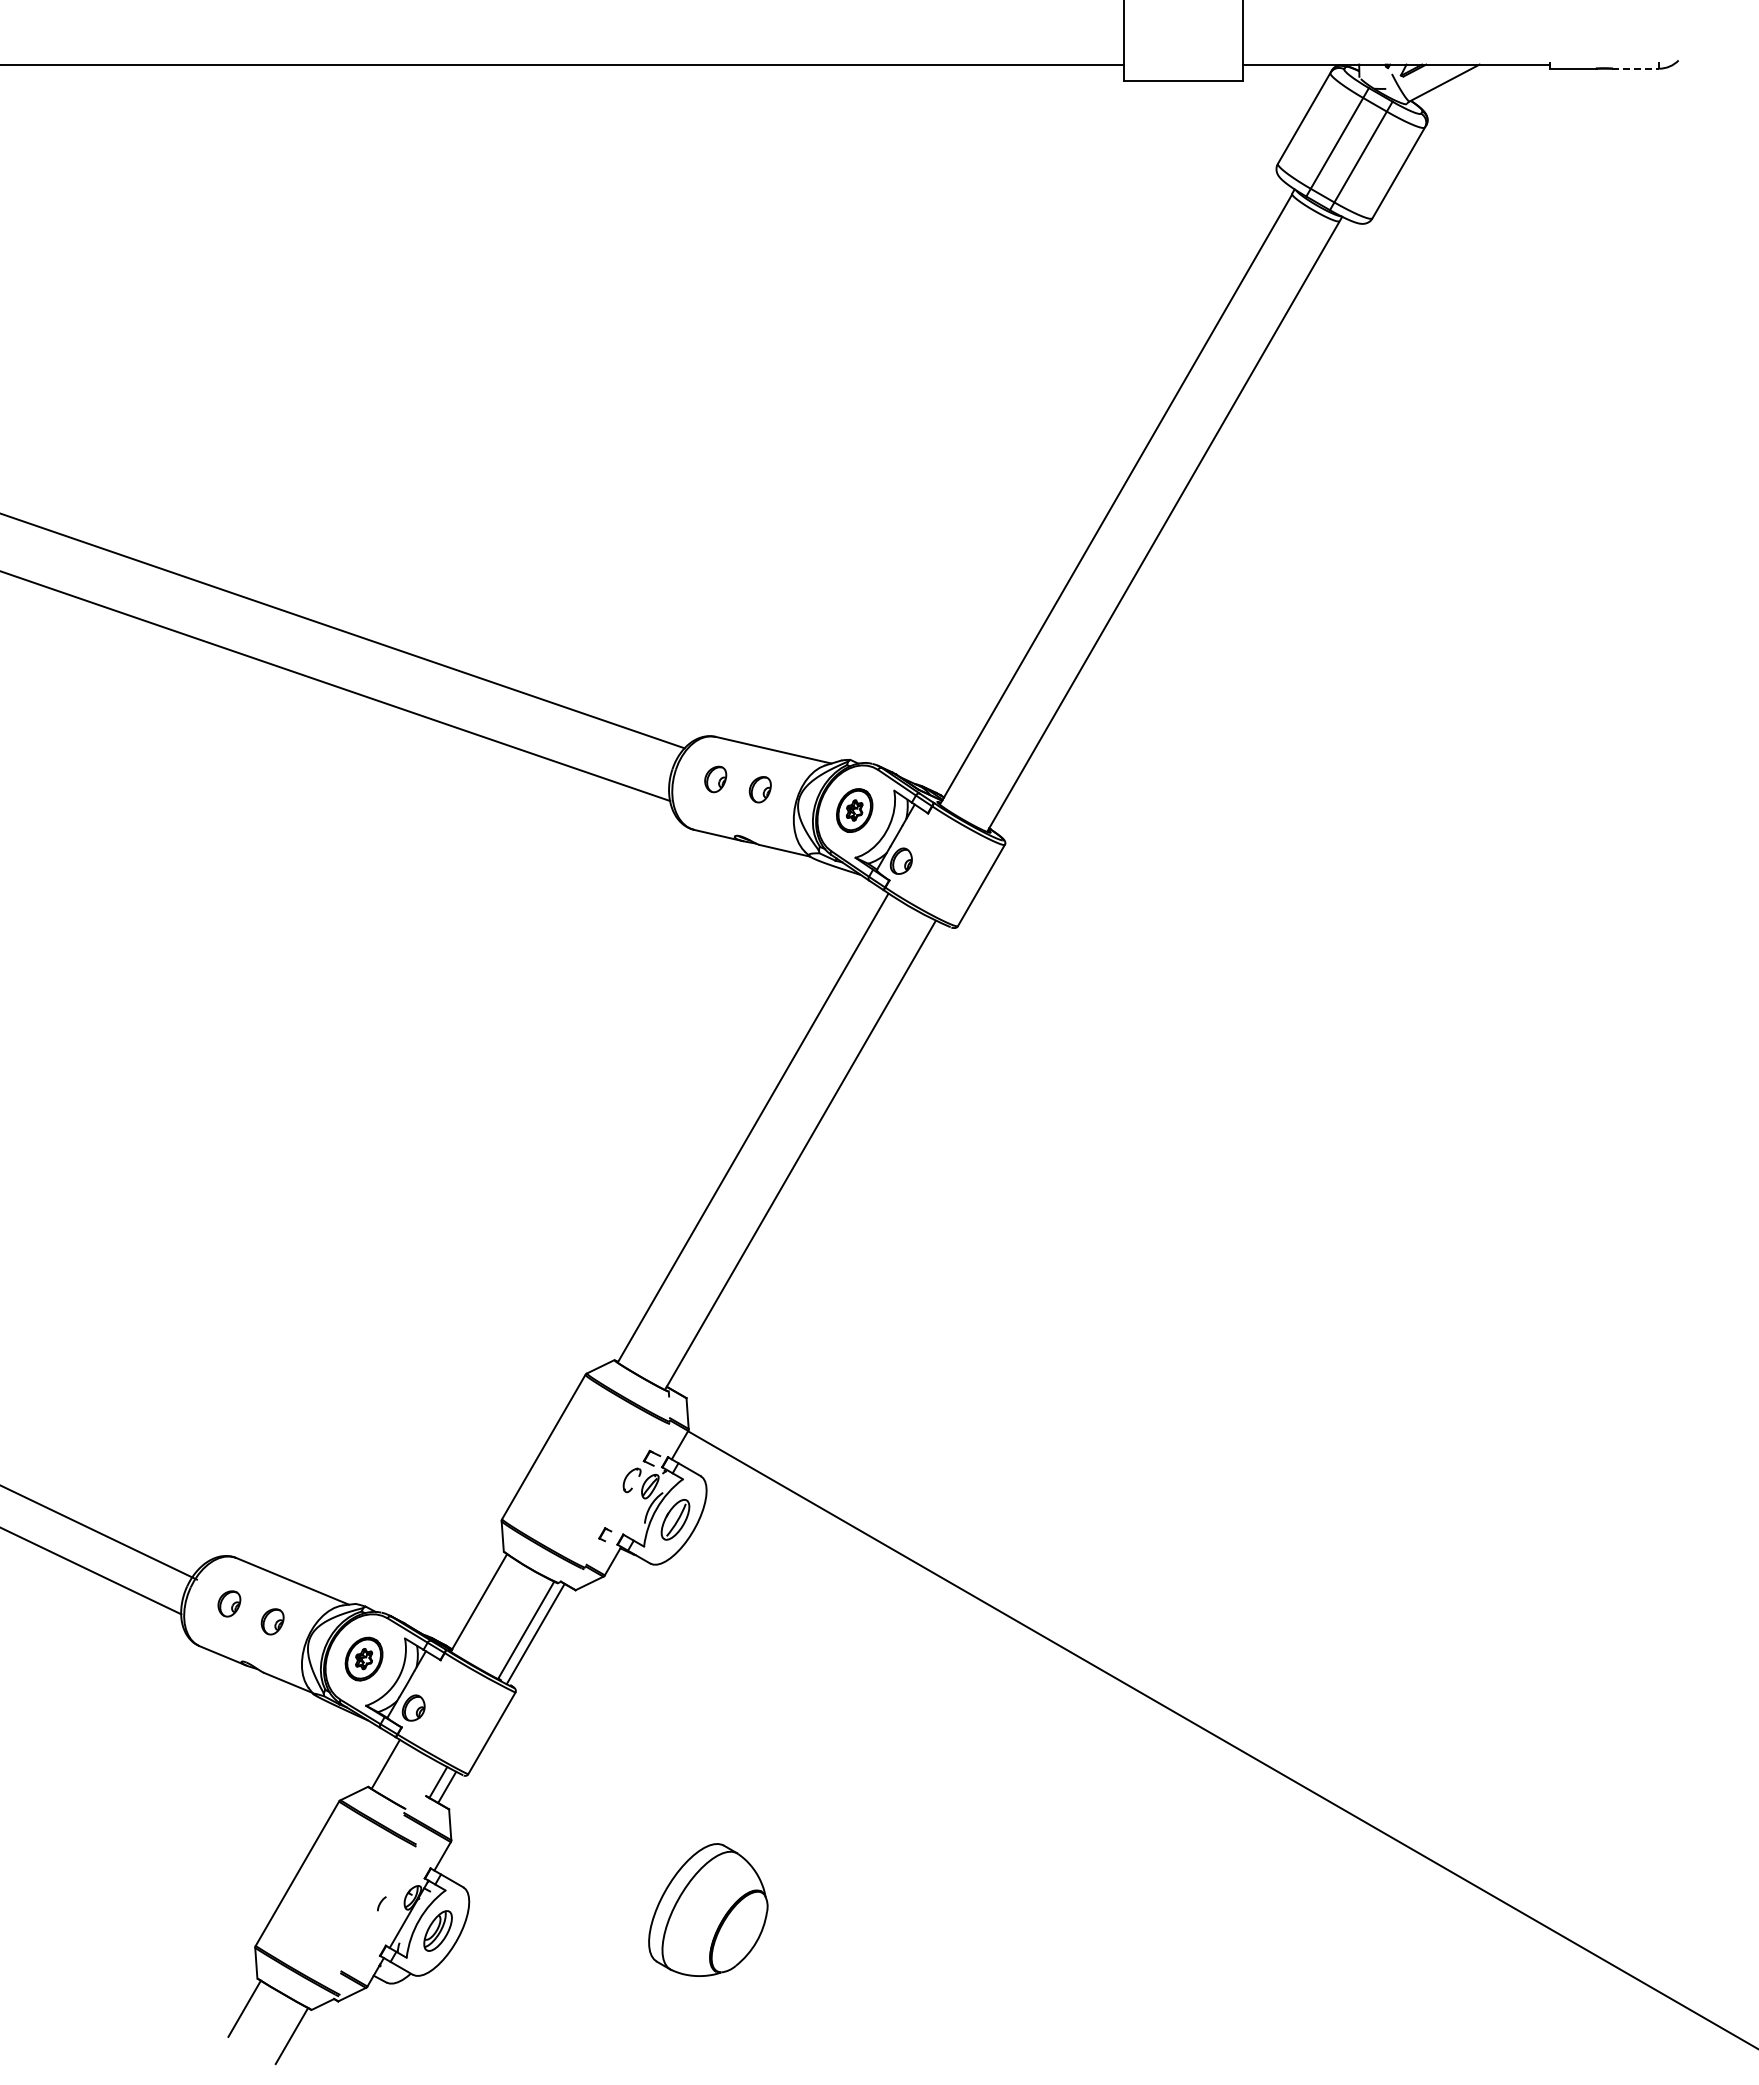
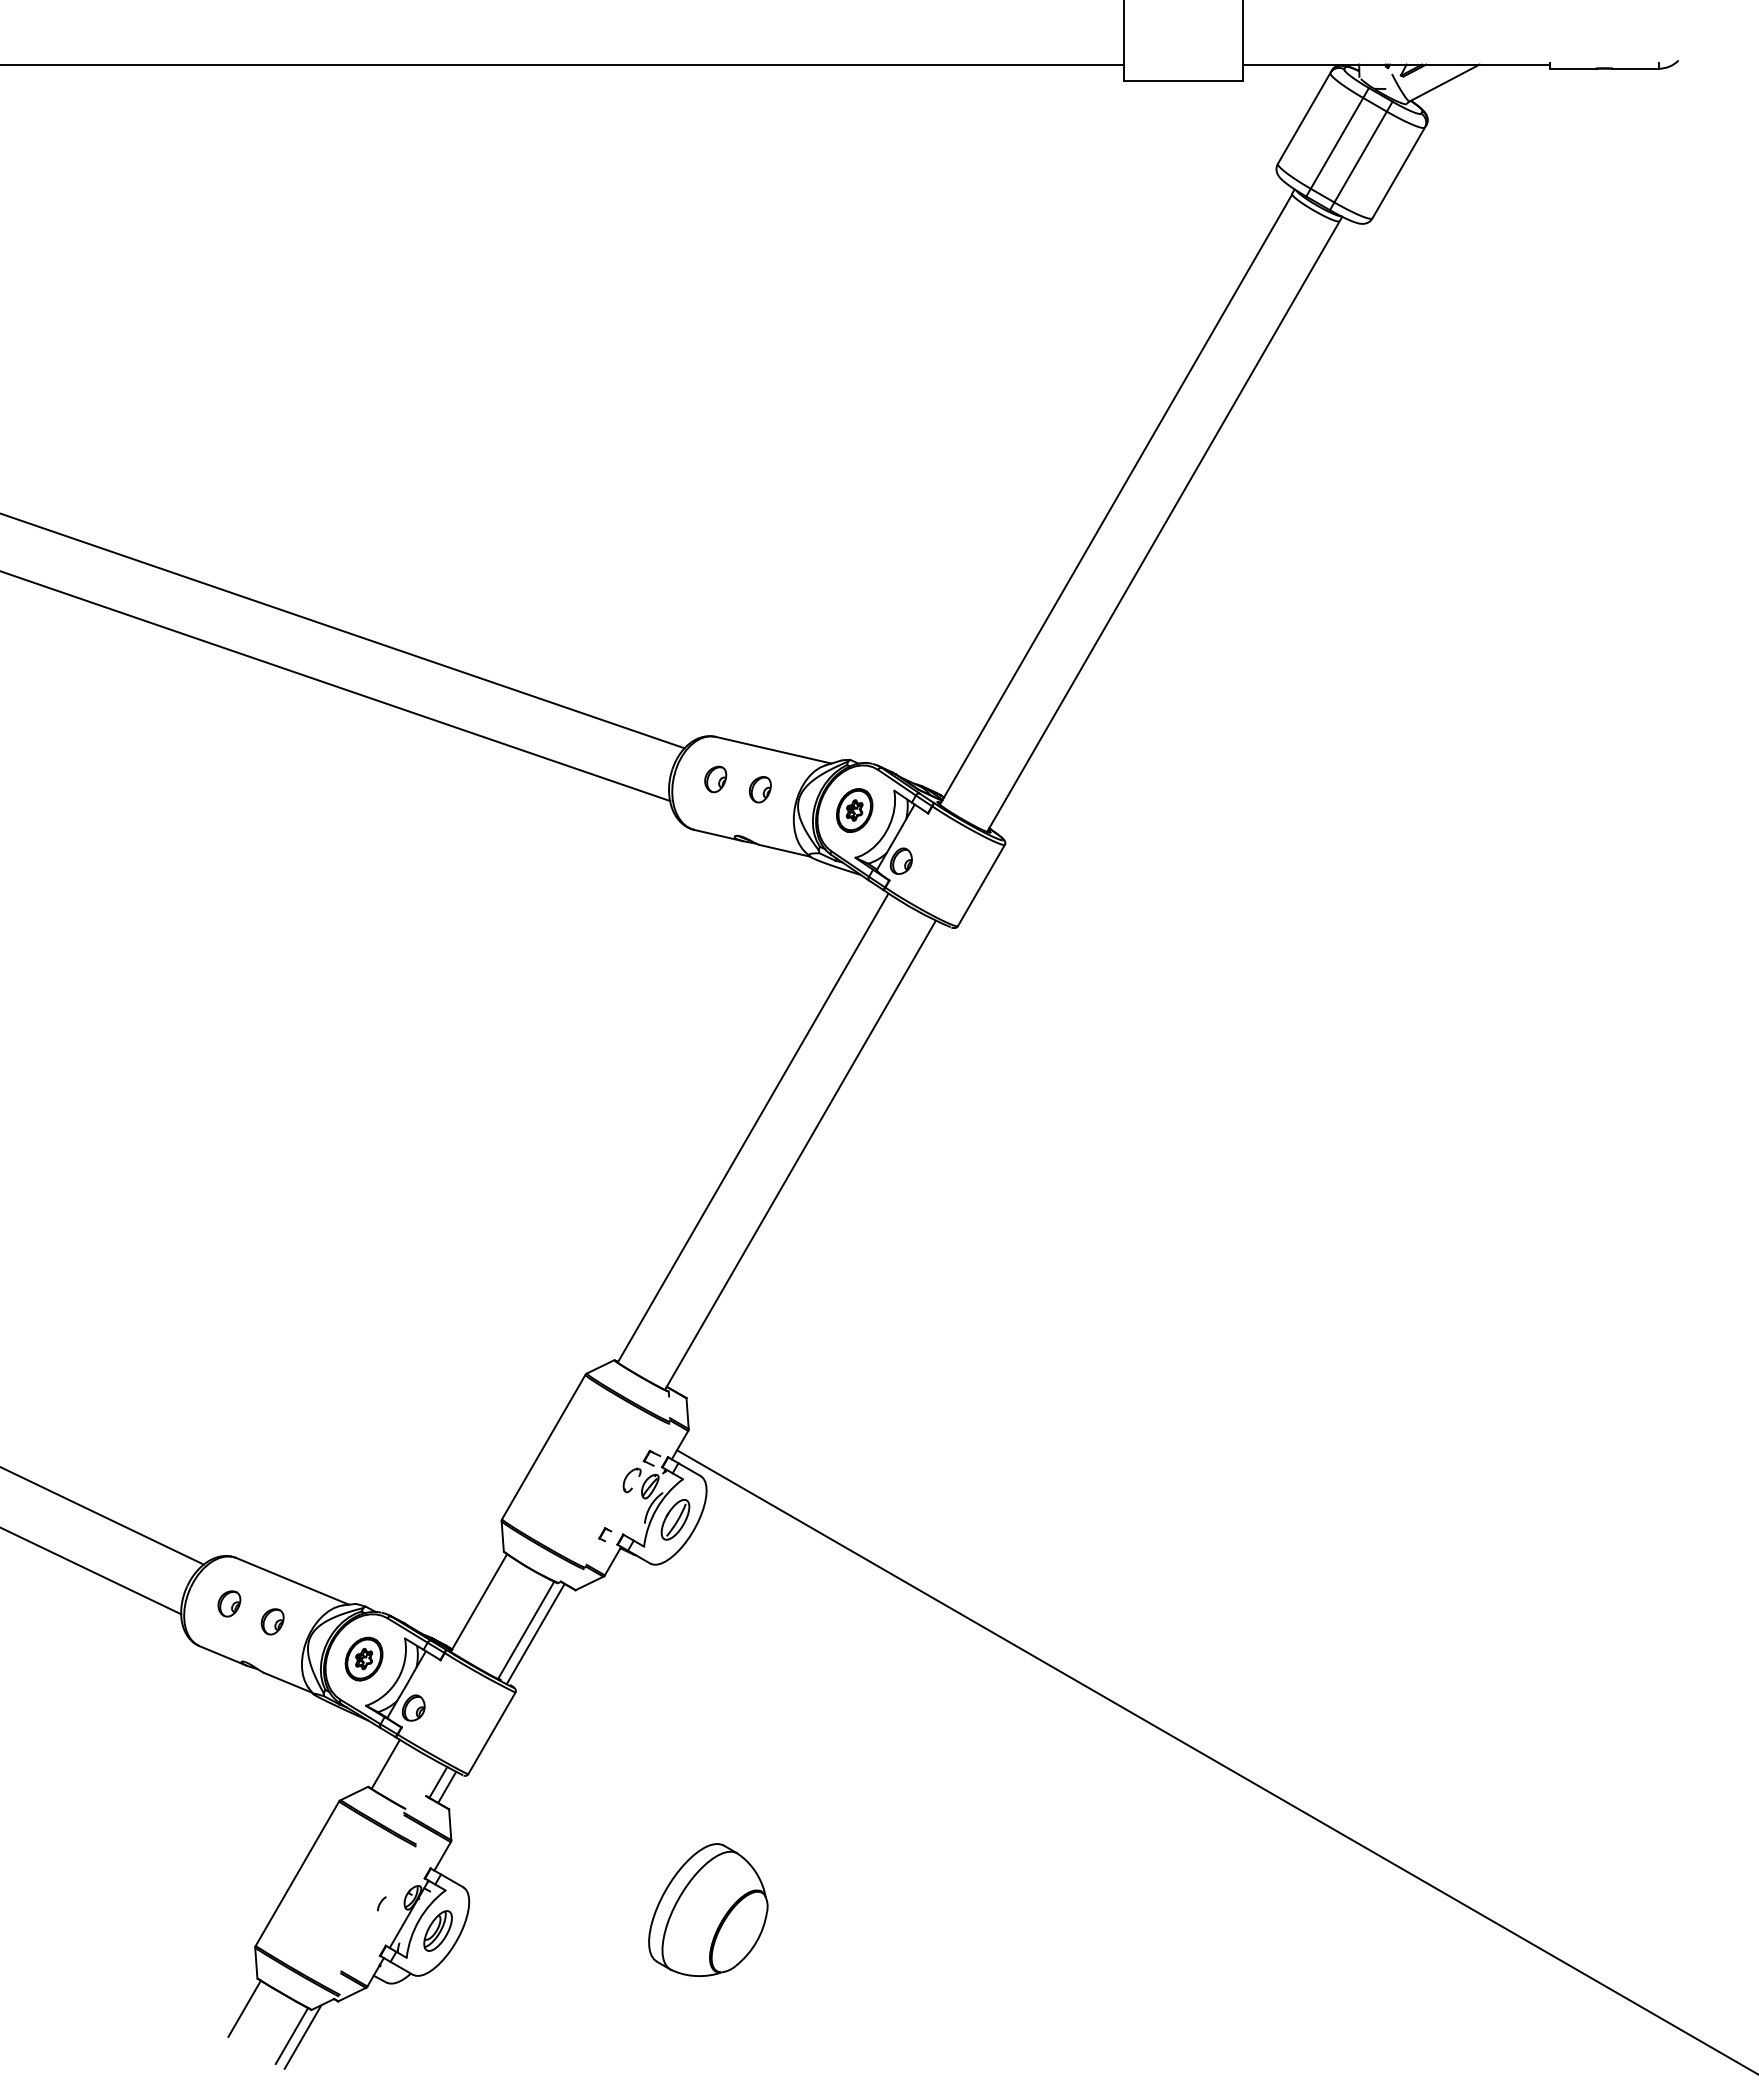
line: dashed -> solid (1635, 68)
line position: (99, 1532) -> (102, 1516) (102, 1516)
line position: (1221, 1739) -> (1216, 1761) (1216, 1761)
line: none -> present (302, 2036)
